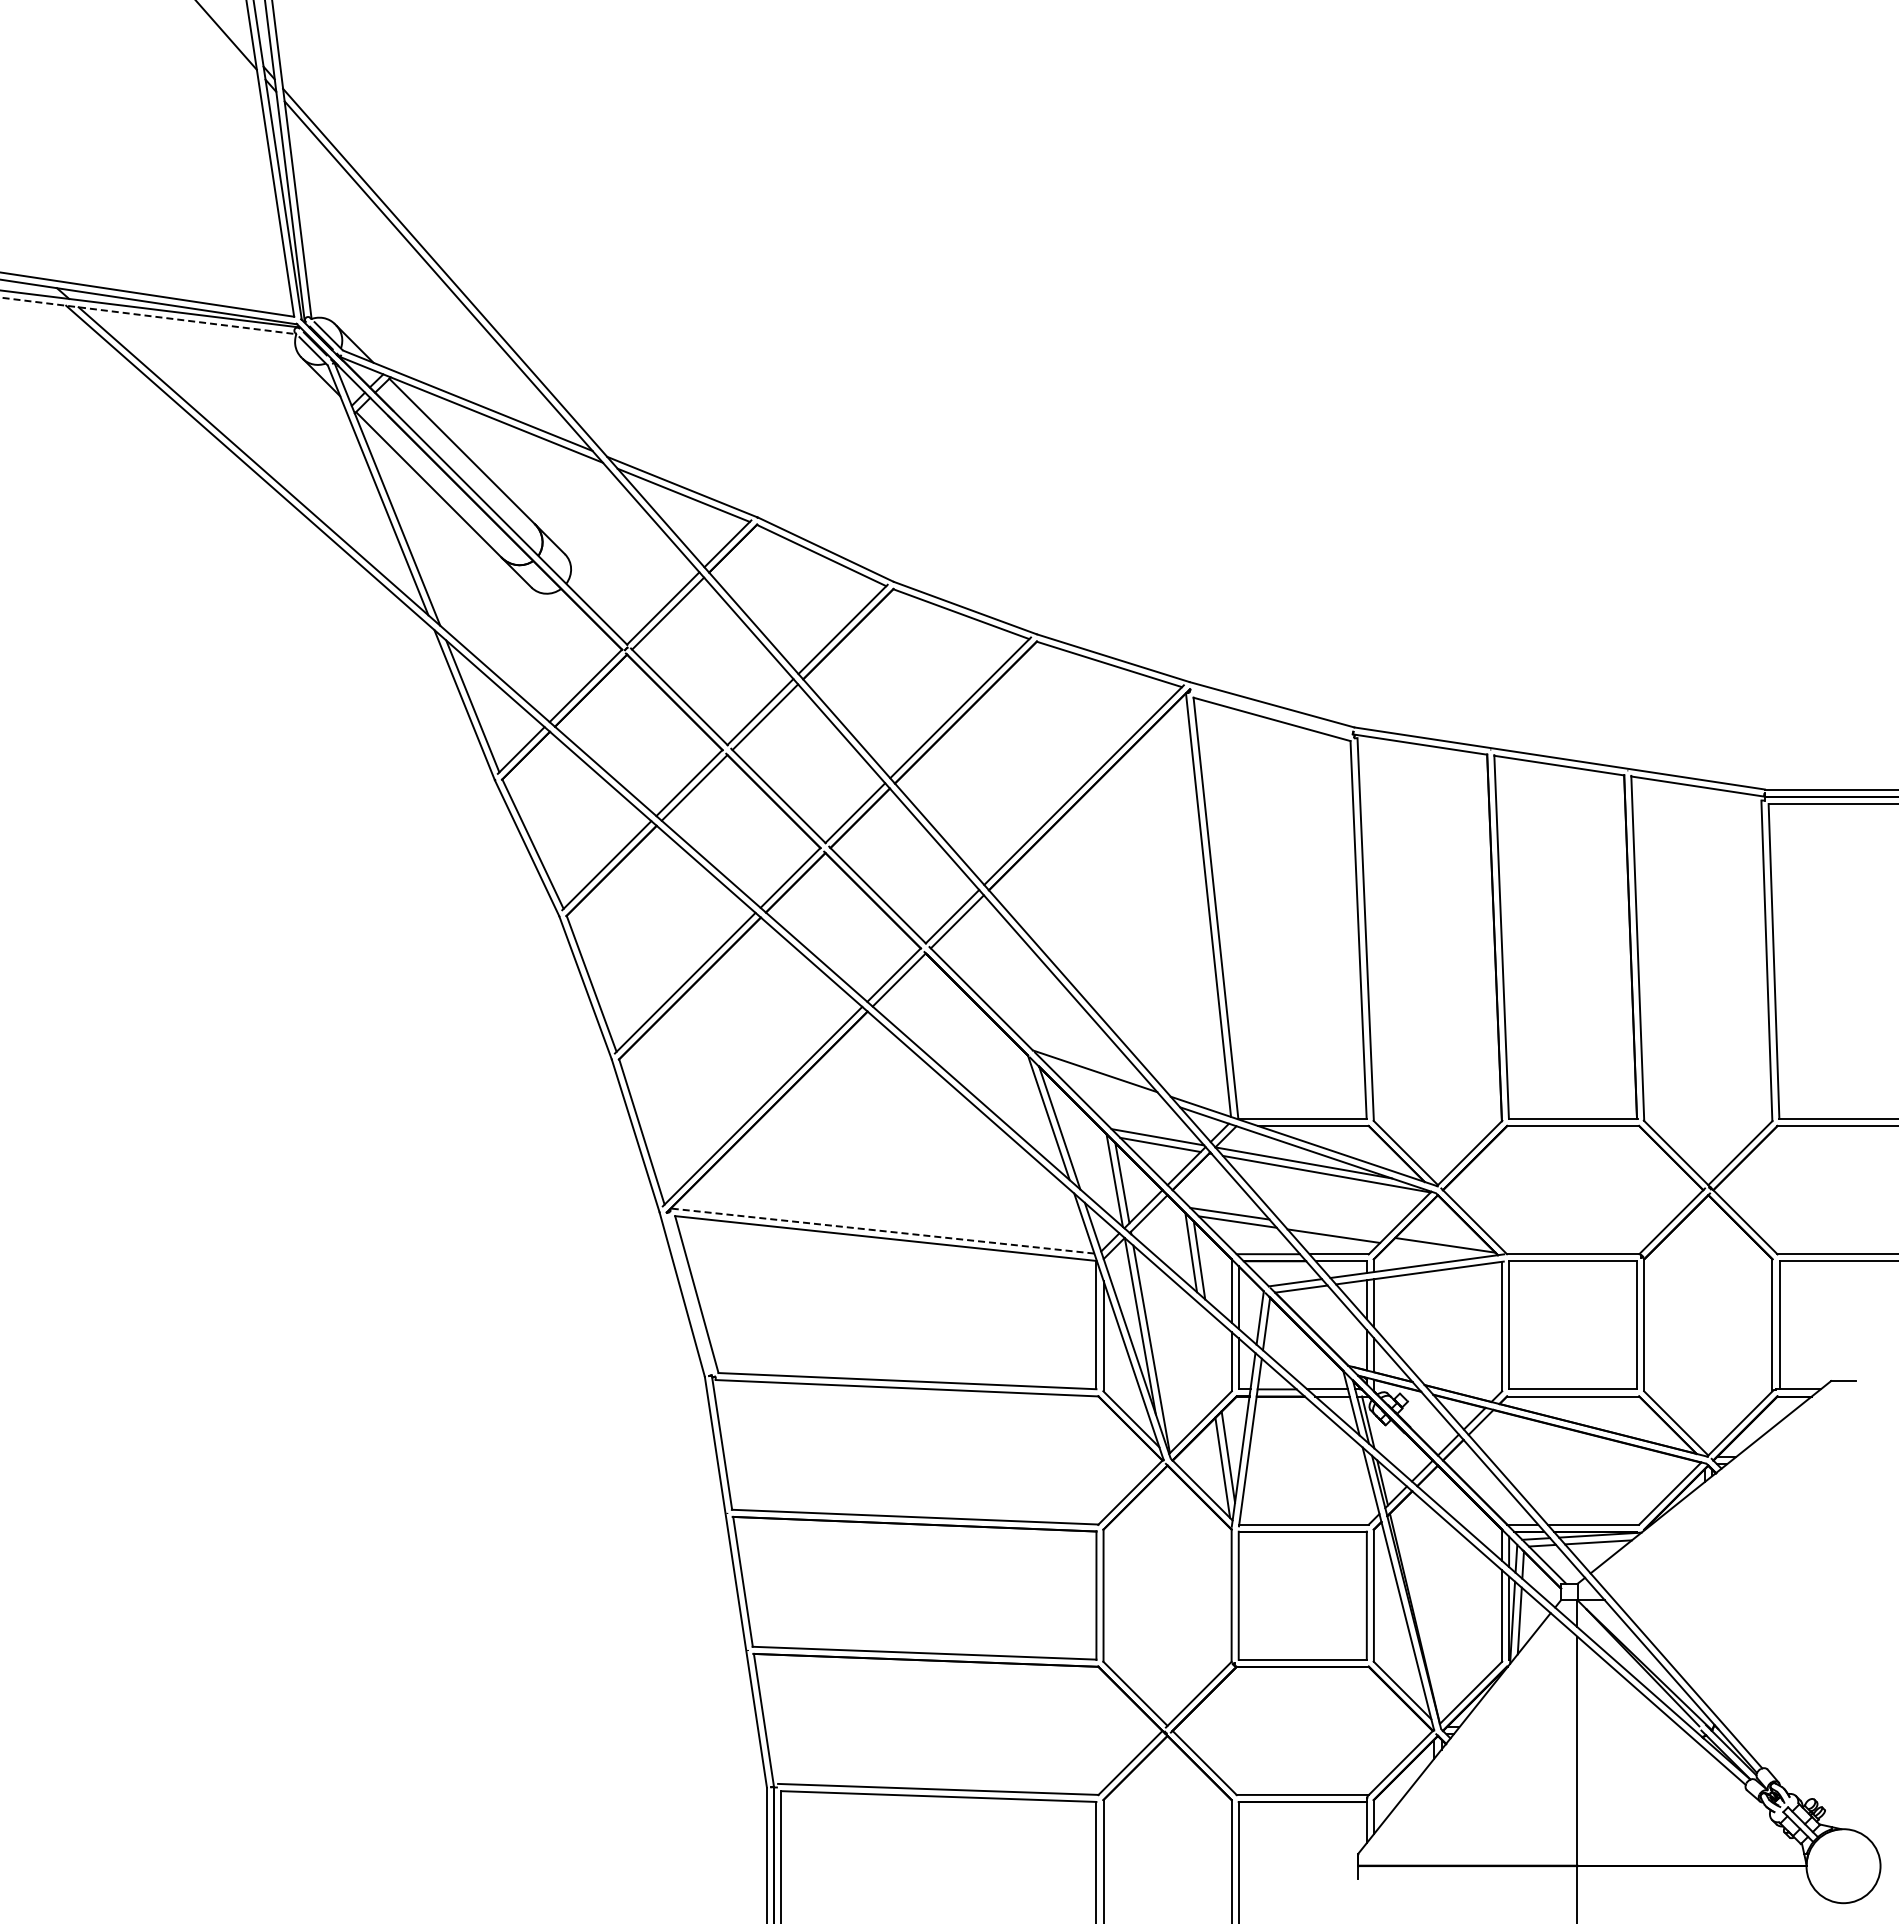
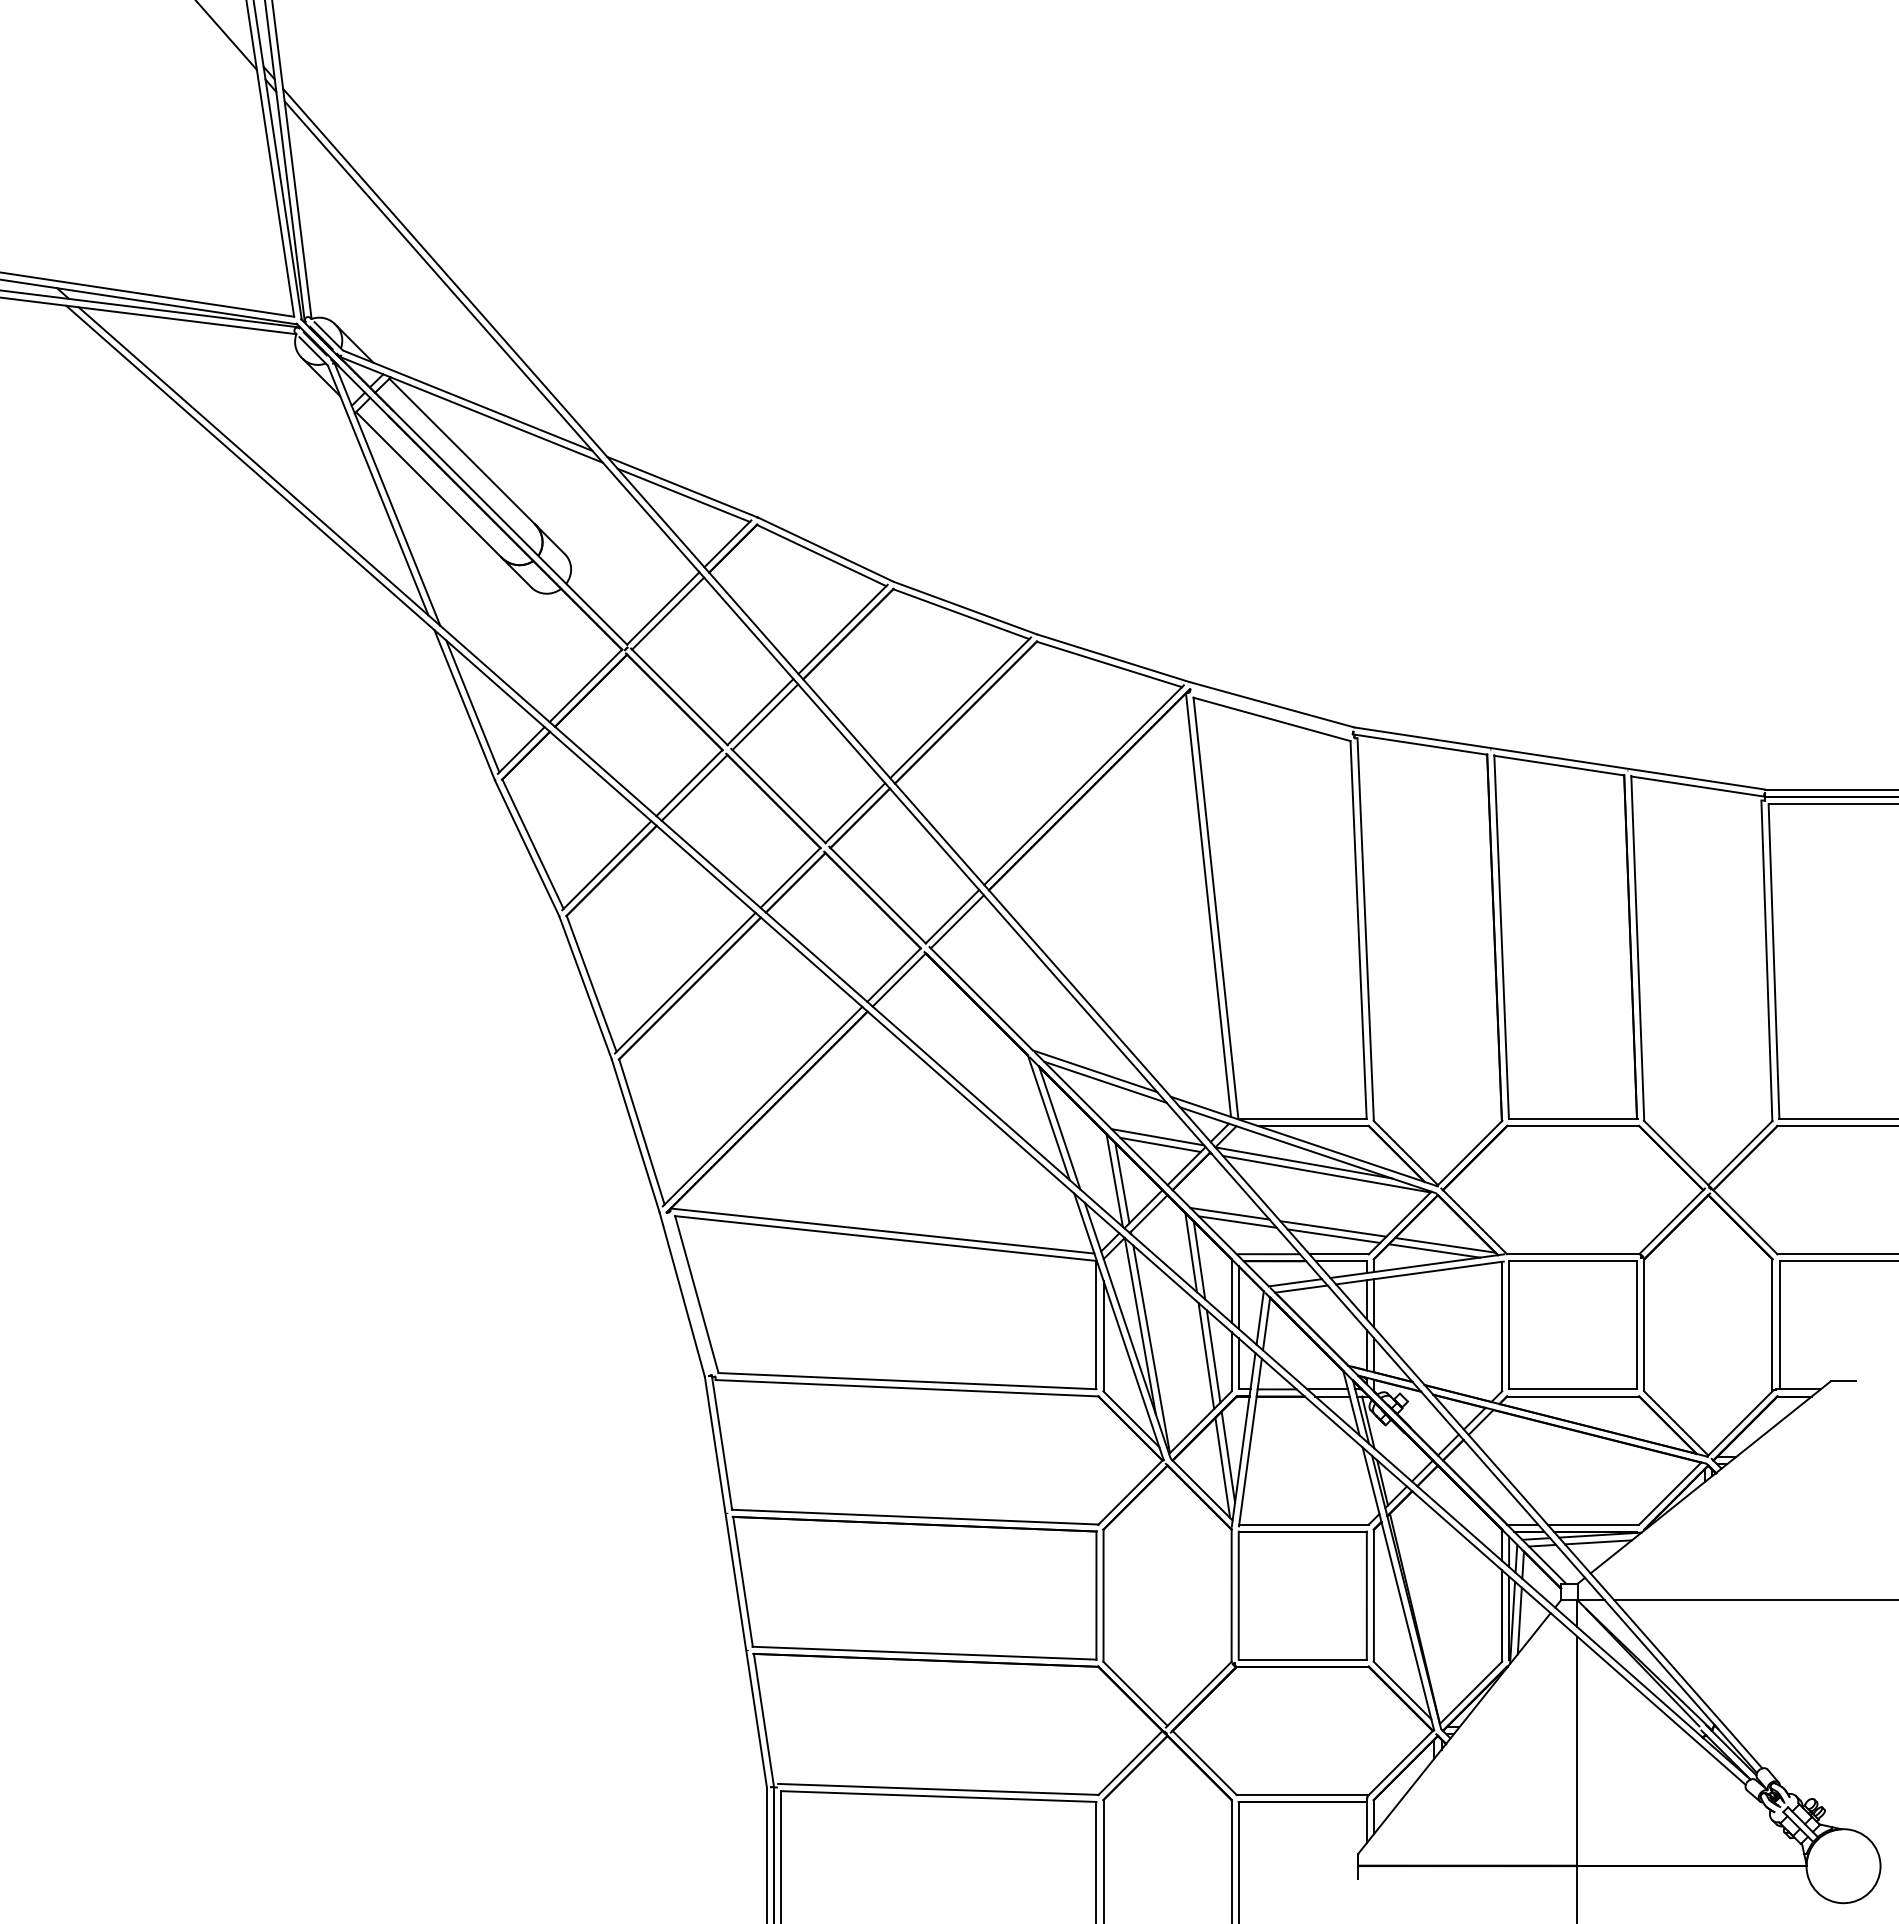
line: dashed -> solid (148, 315)
line: none -> present (1105, 1081)
line: none -> present (1333, 1228)
line: dashed -> solid (882, 1231)
line: none -> present (1434, 1250)
line: none -> present (1206, 1355)
line: none -> present (1213, 1356)
line: none -> present (1754, 1600)
